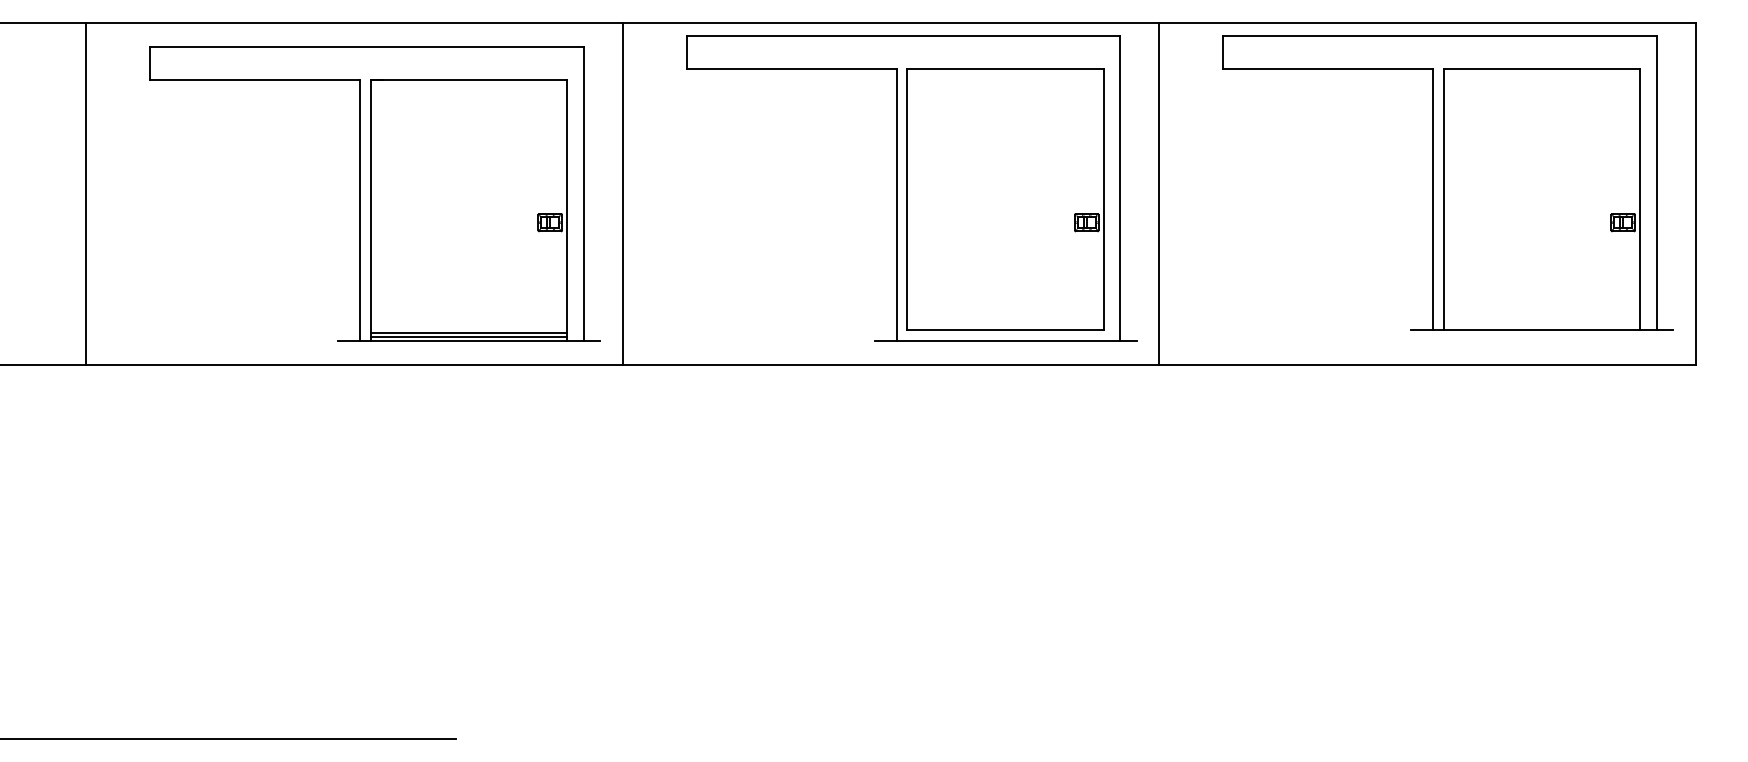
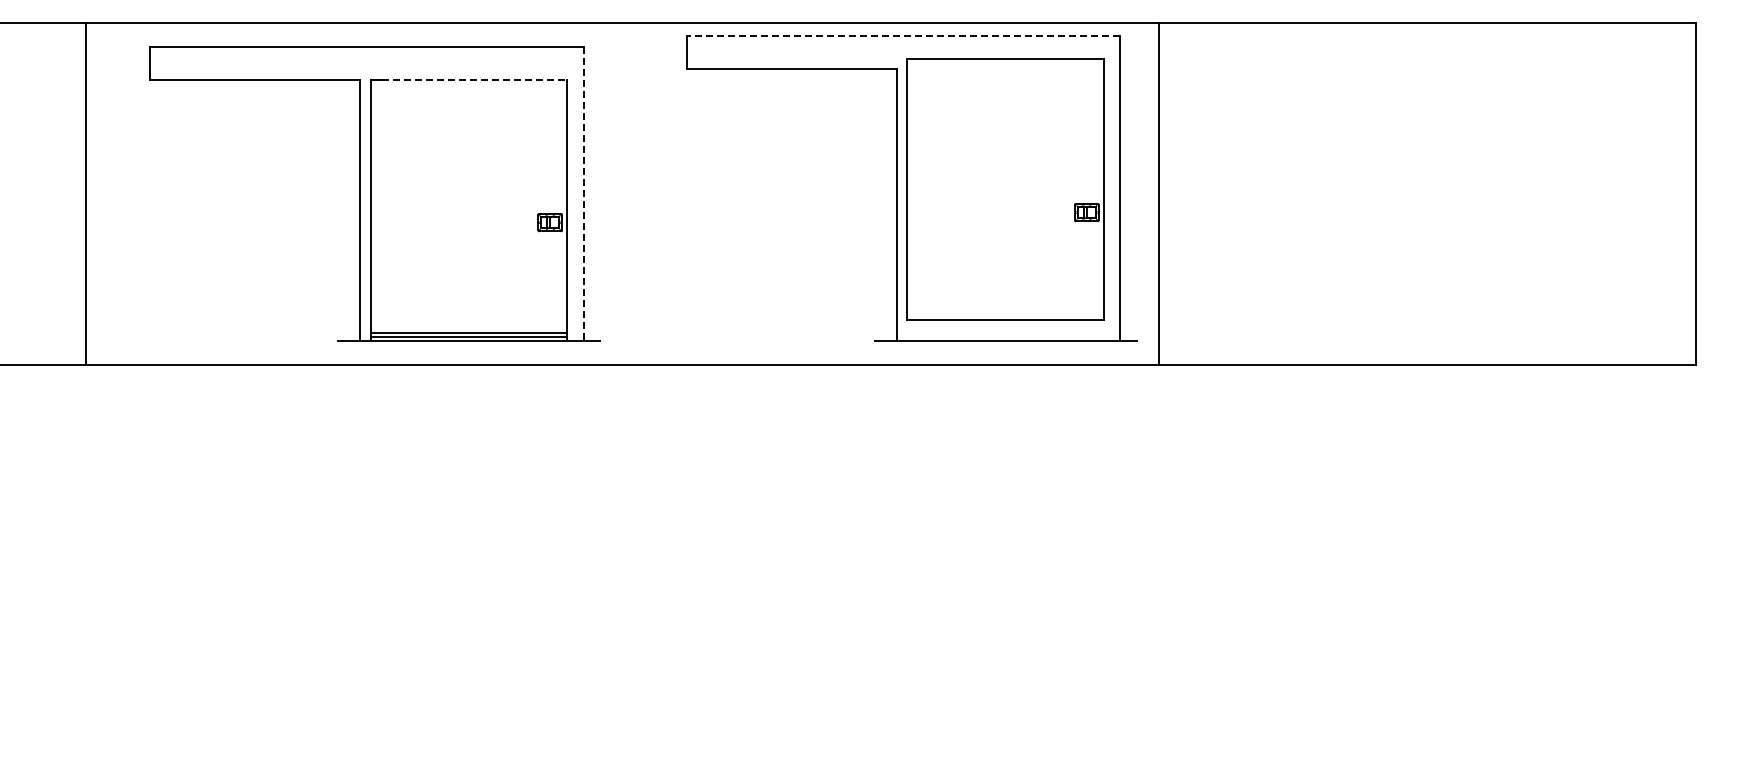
line: solid -> dashed (903, 35)
line: solid -> dashed (469, 79)
part: present -> none (1447, 182)
line: present -> none (622, 193)
line: solid -> dashed (583, 194)
part position: (1005, 199) -> (1005, 189) (1005, 189)
line: present -> none (228, 739)
